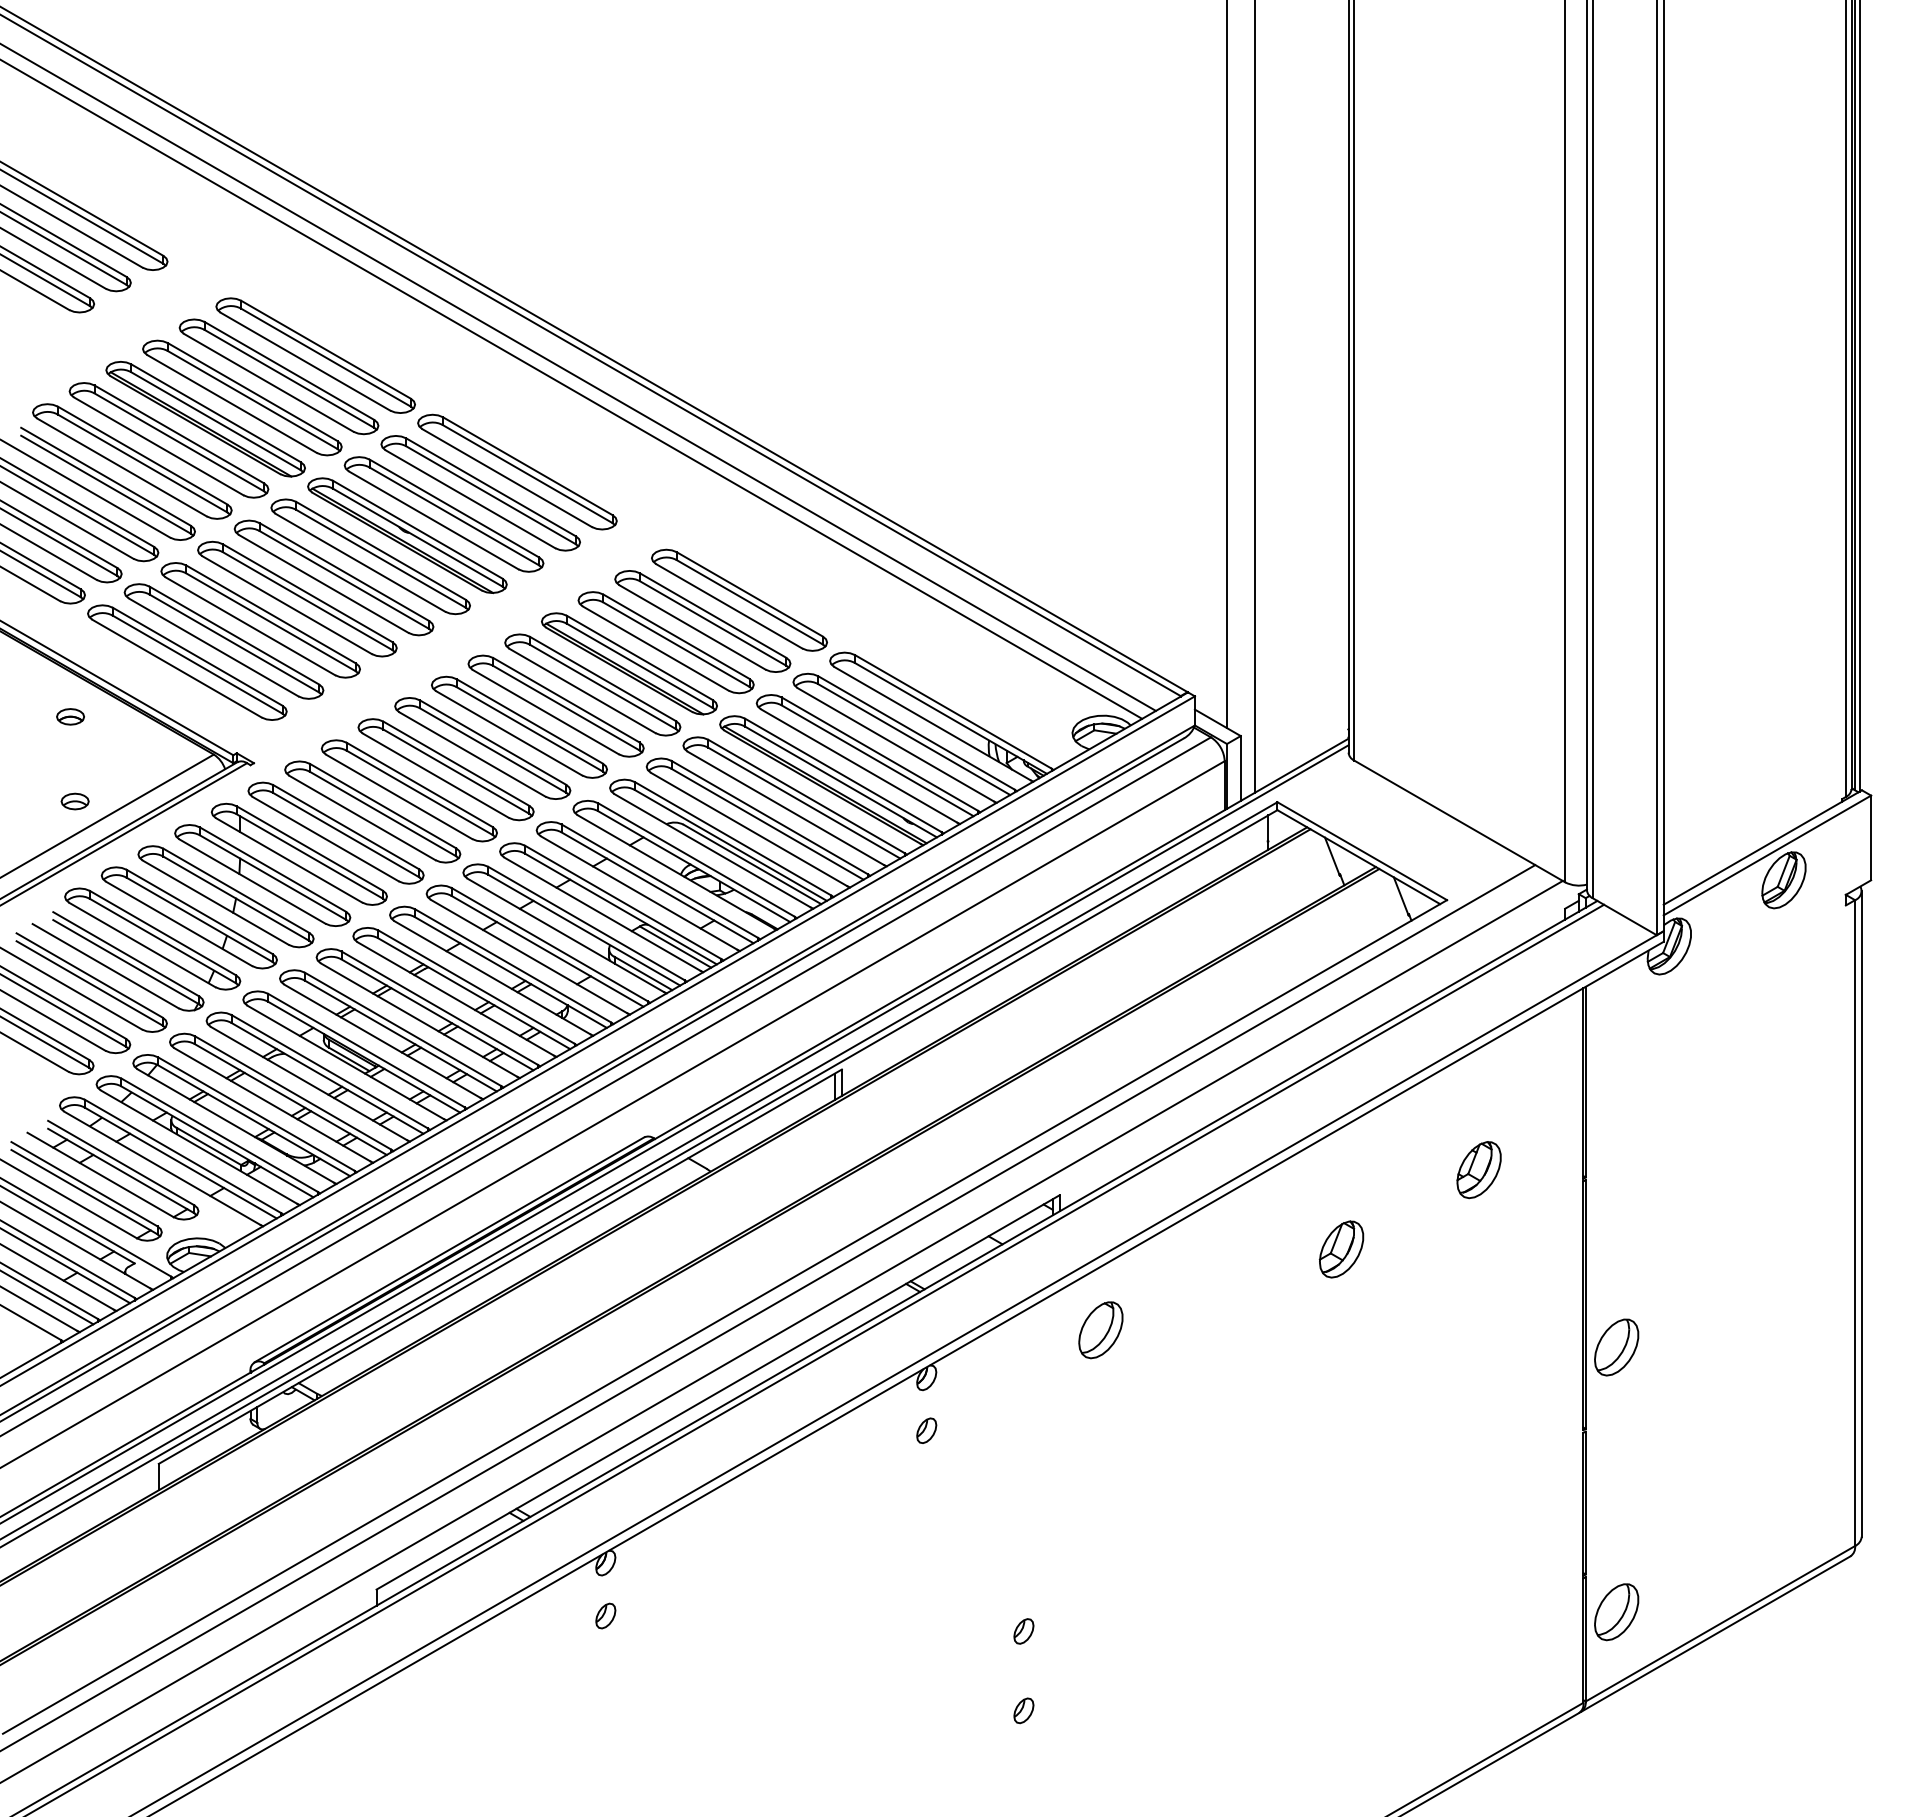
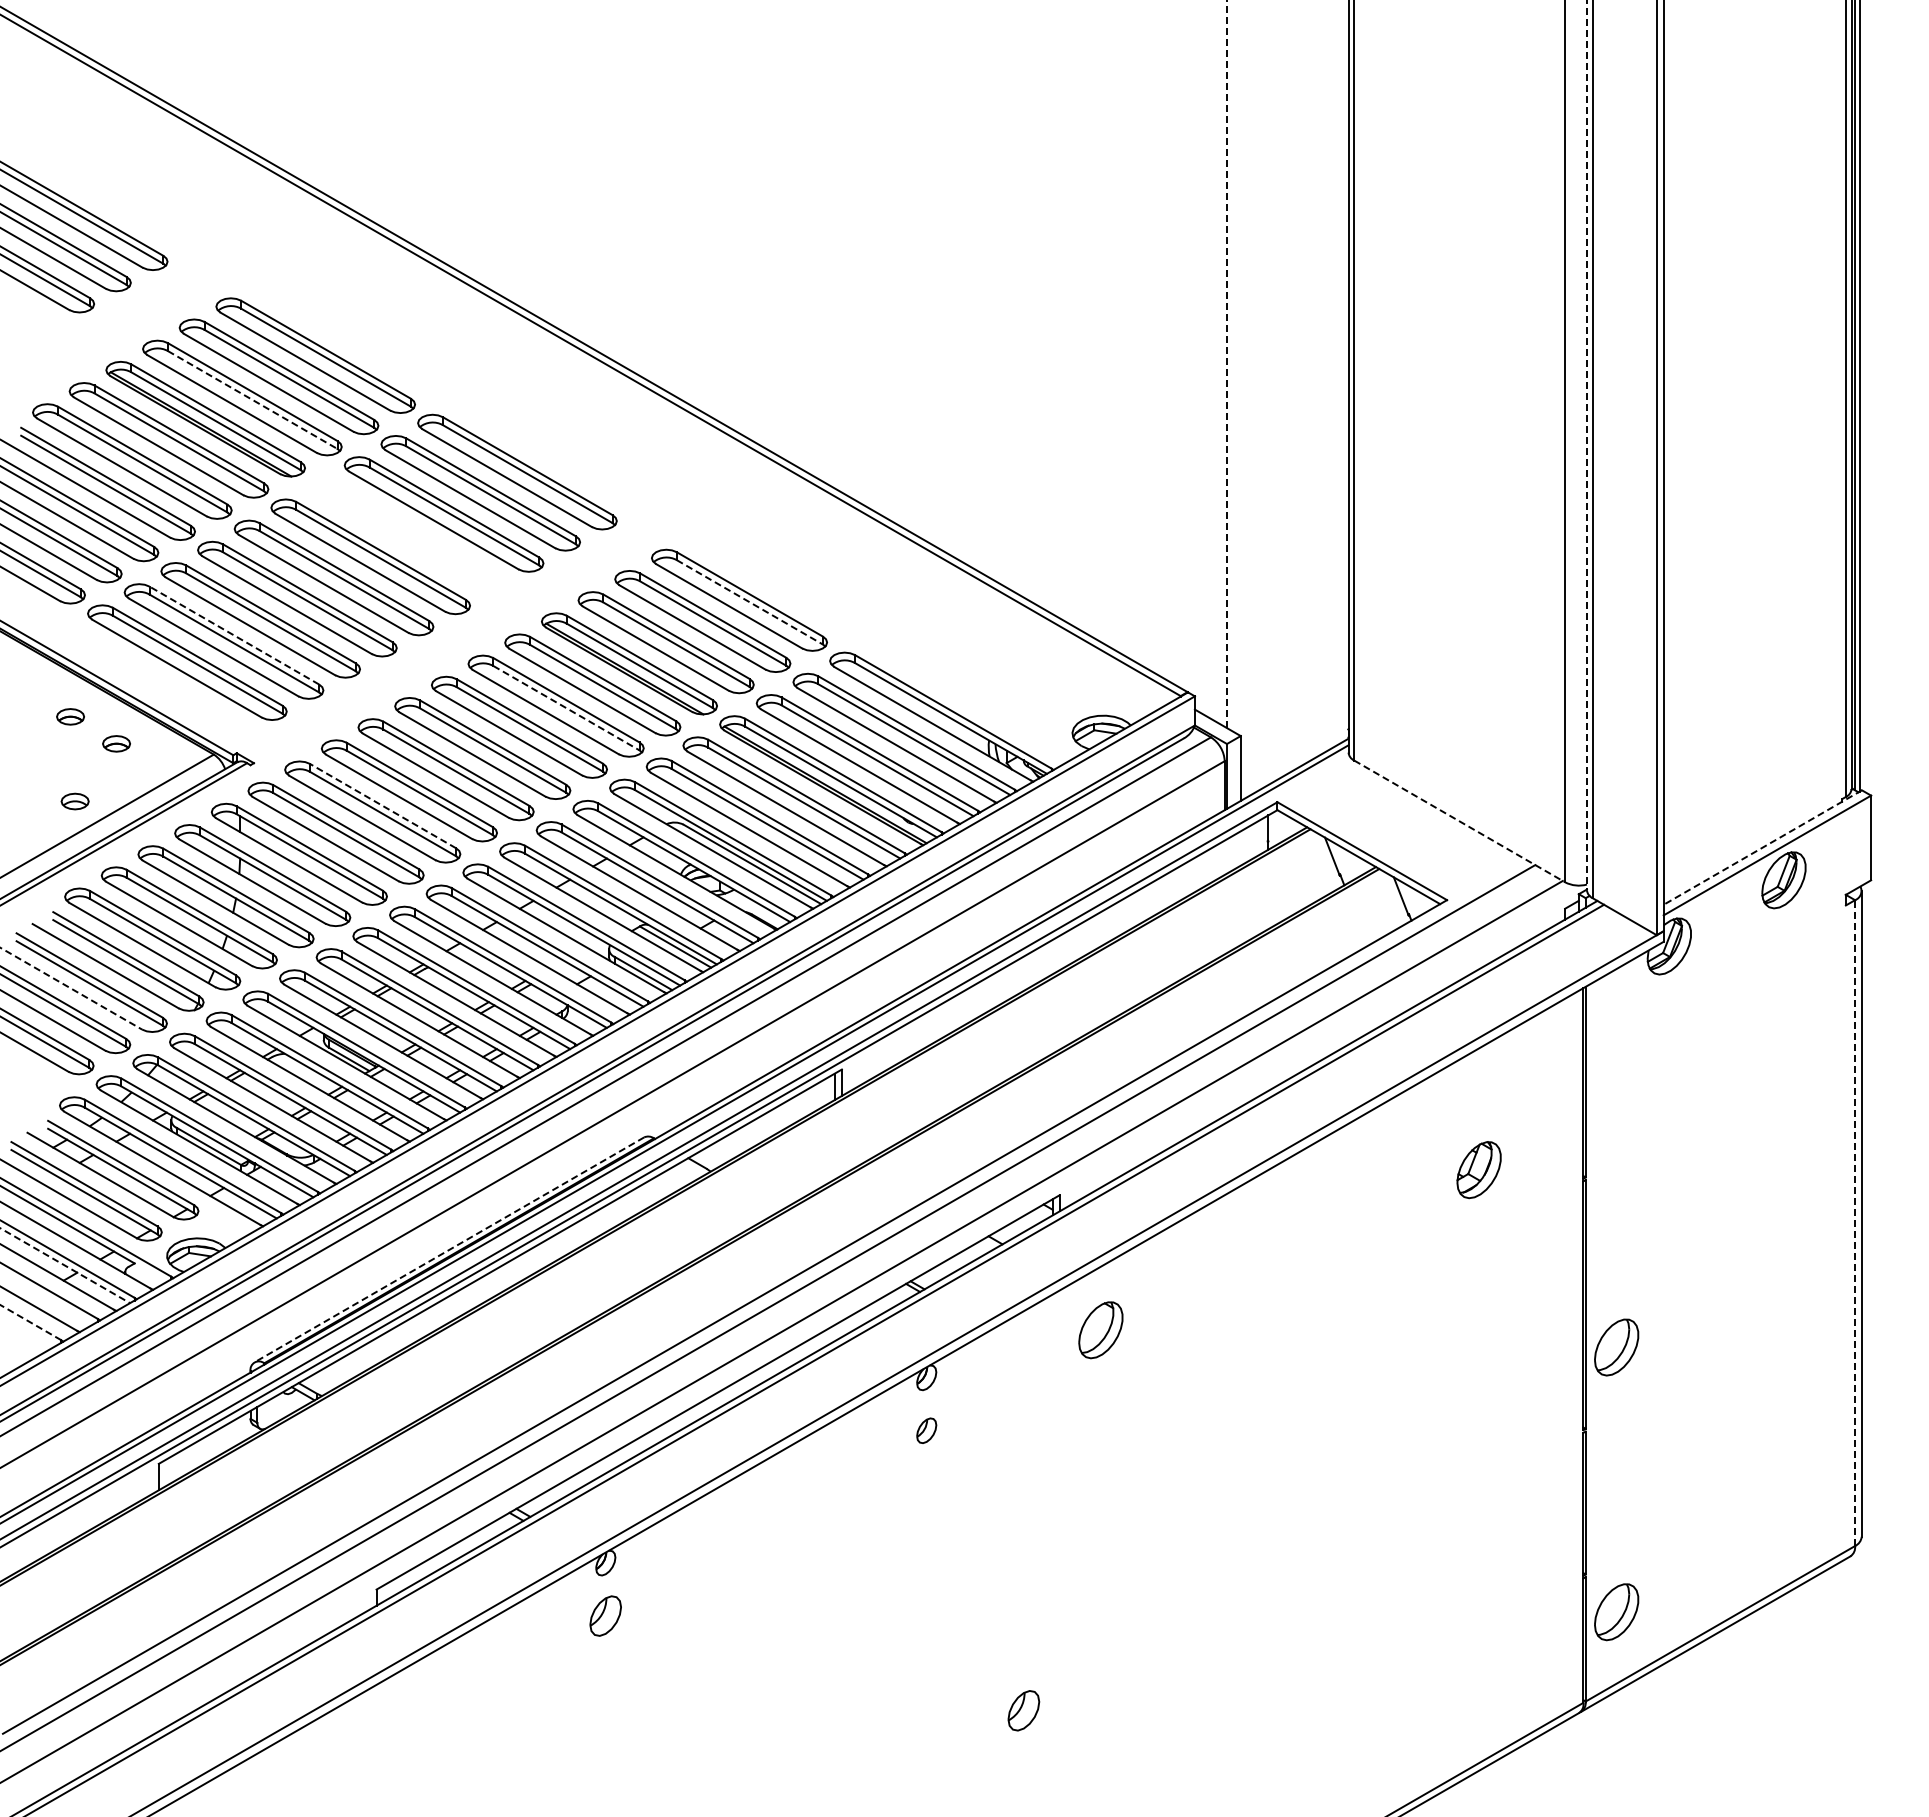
line: solid -> dashed (1227, 364)
line: present -> none (578, 377)
line: present -> none (572, 389)
line: present -> none (1254, 397)
line: solid -> dashed (252, 400)
line: solid -> dashed (1586, 445)
part: present -> none (407, 535)
line: solid -> dashed (750, 602)
line: solid -> dashed (234, 635)
line: solid -> dashed (566, 708)
part: none -> present (116, 743)
line: solid -> dashed (382, 805)
line: solid -> dashed (1459, 821)
line: solid -> dashed (1762, 847)
line: solid -> dashed (71, 988)
line: solid -> dashed (1855, 1223)
line: solid -> dashed (449, 1249)
part: present -> none (1341, 1249)
line: solid -> dashed (65, 1265)
line: present -> none (47, 1297)
line: solid -> dashed (31, 1322)
part size: 22x28 px -> 33x42 px (605, 1615)
part: present -> none (1023, 1631)
part size: 22x28 px -> 34x42 px (1023, 1710)
